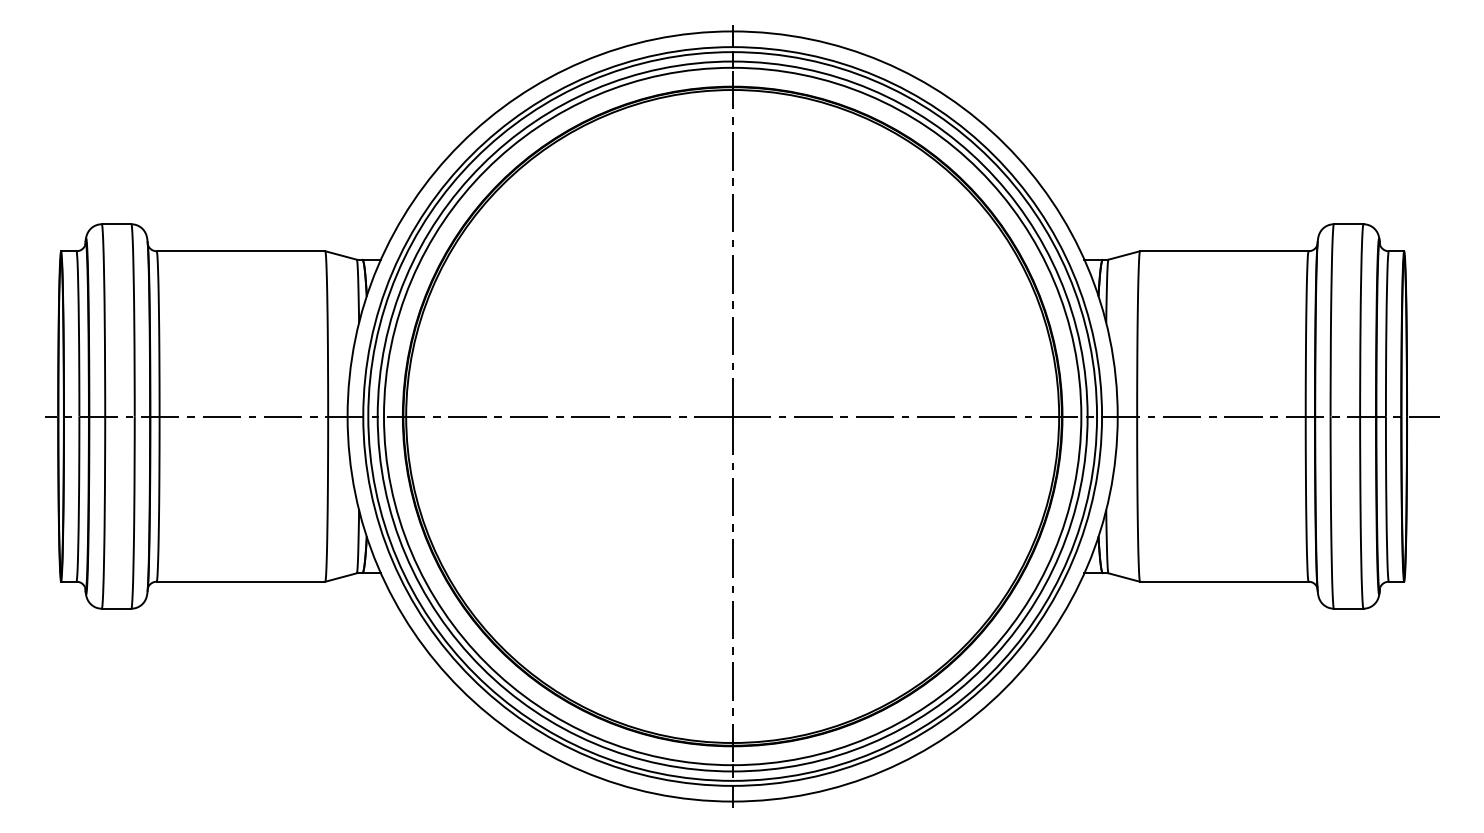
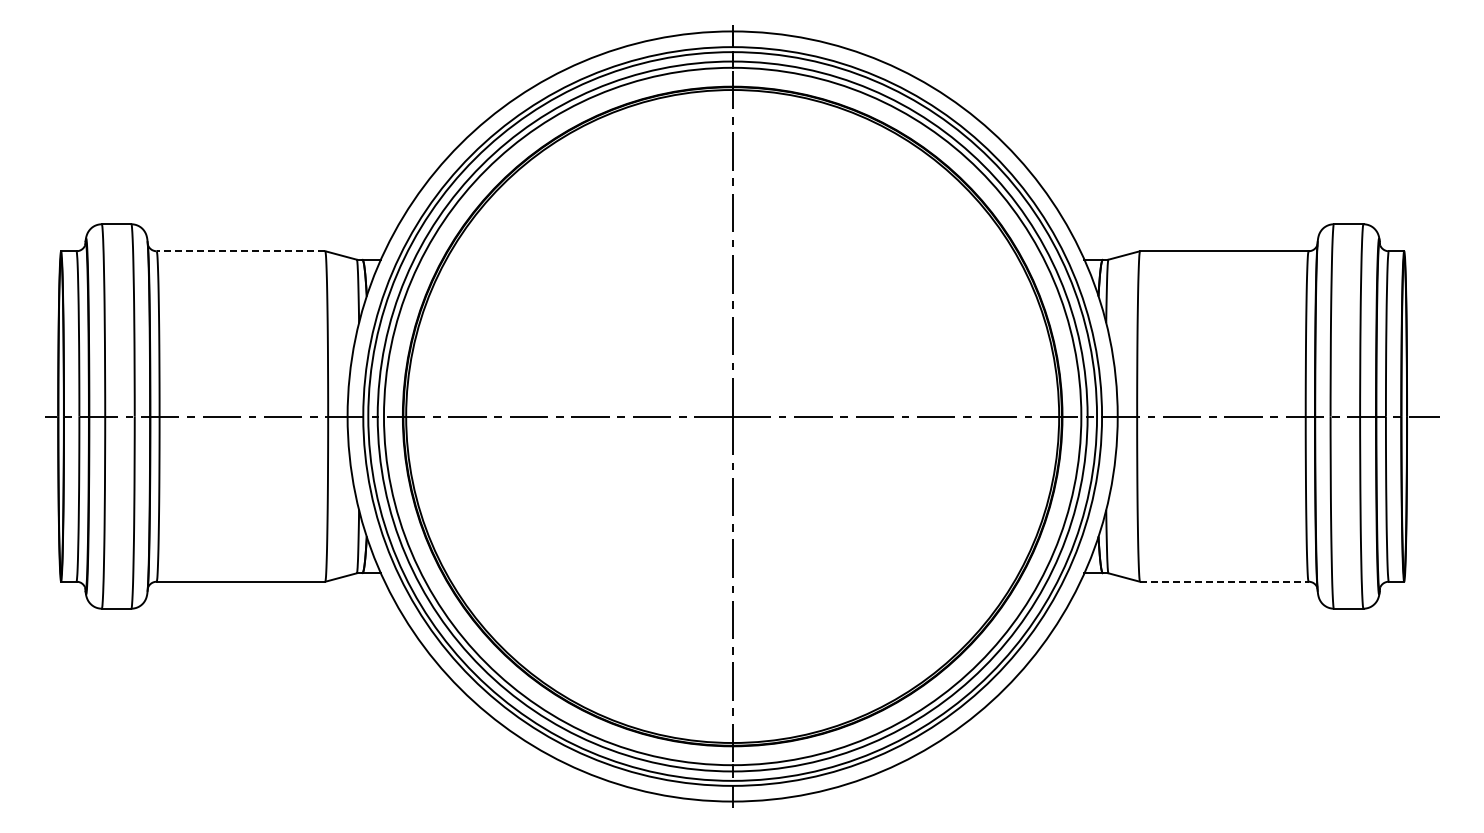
line: solid -> dashed (240, 251)
line: solid -> dashed (1224, 581)
